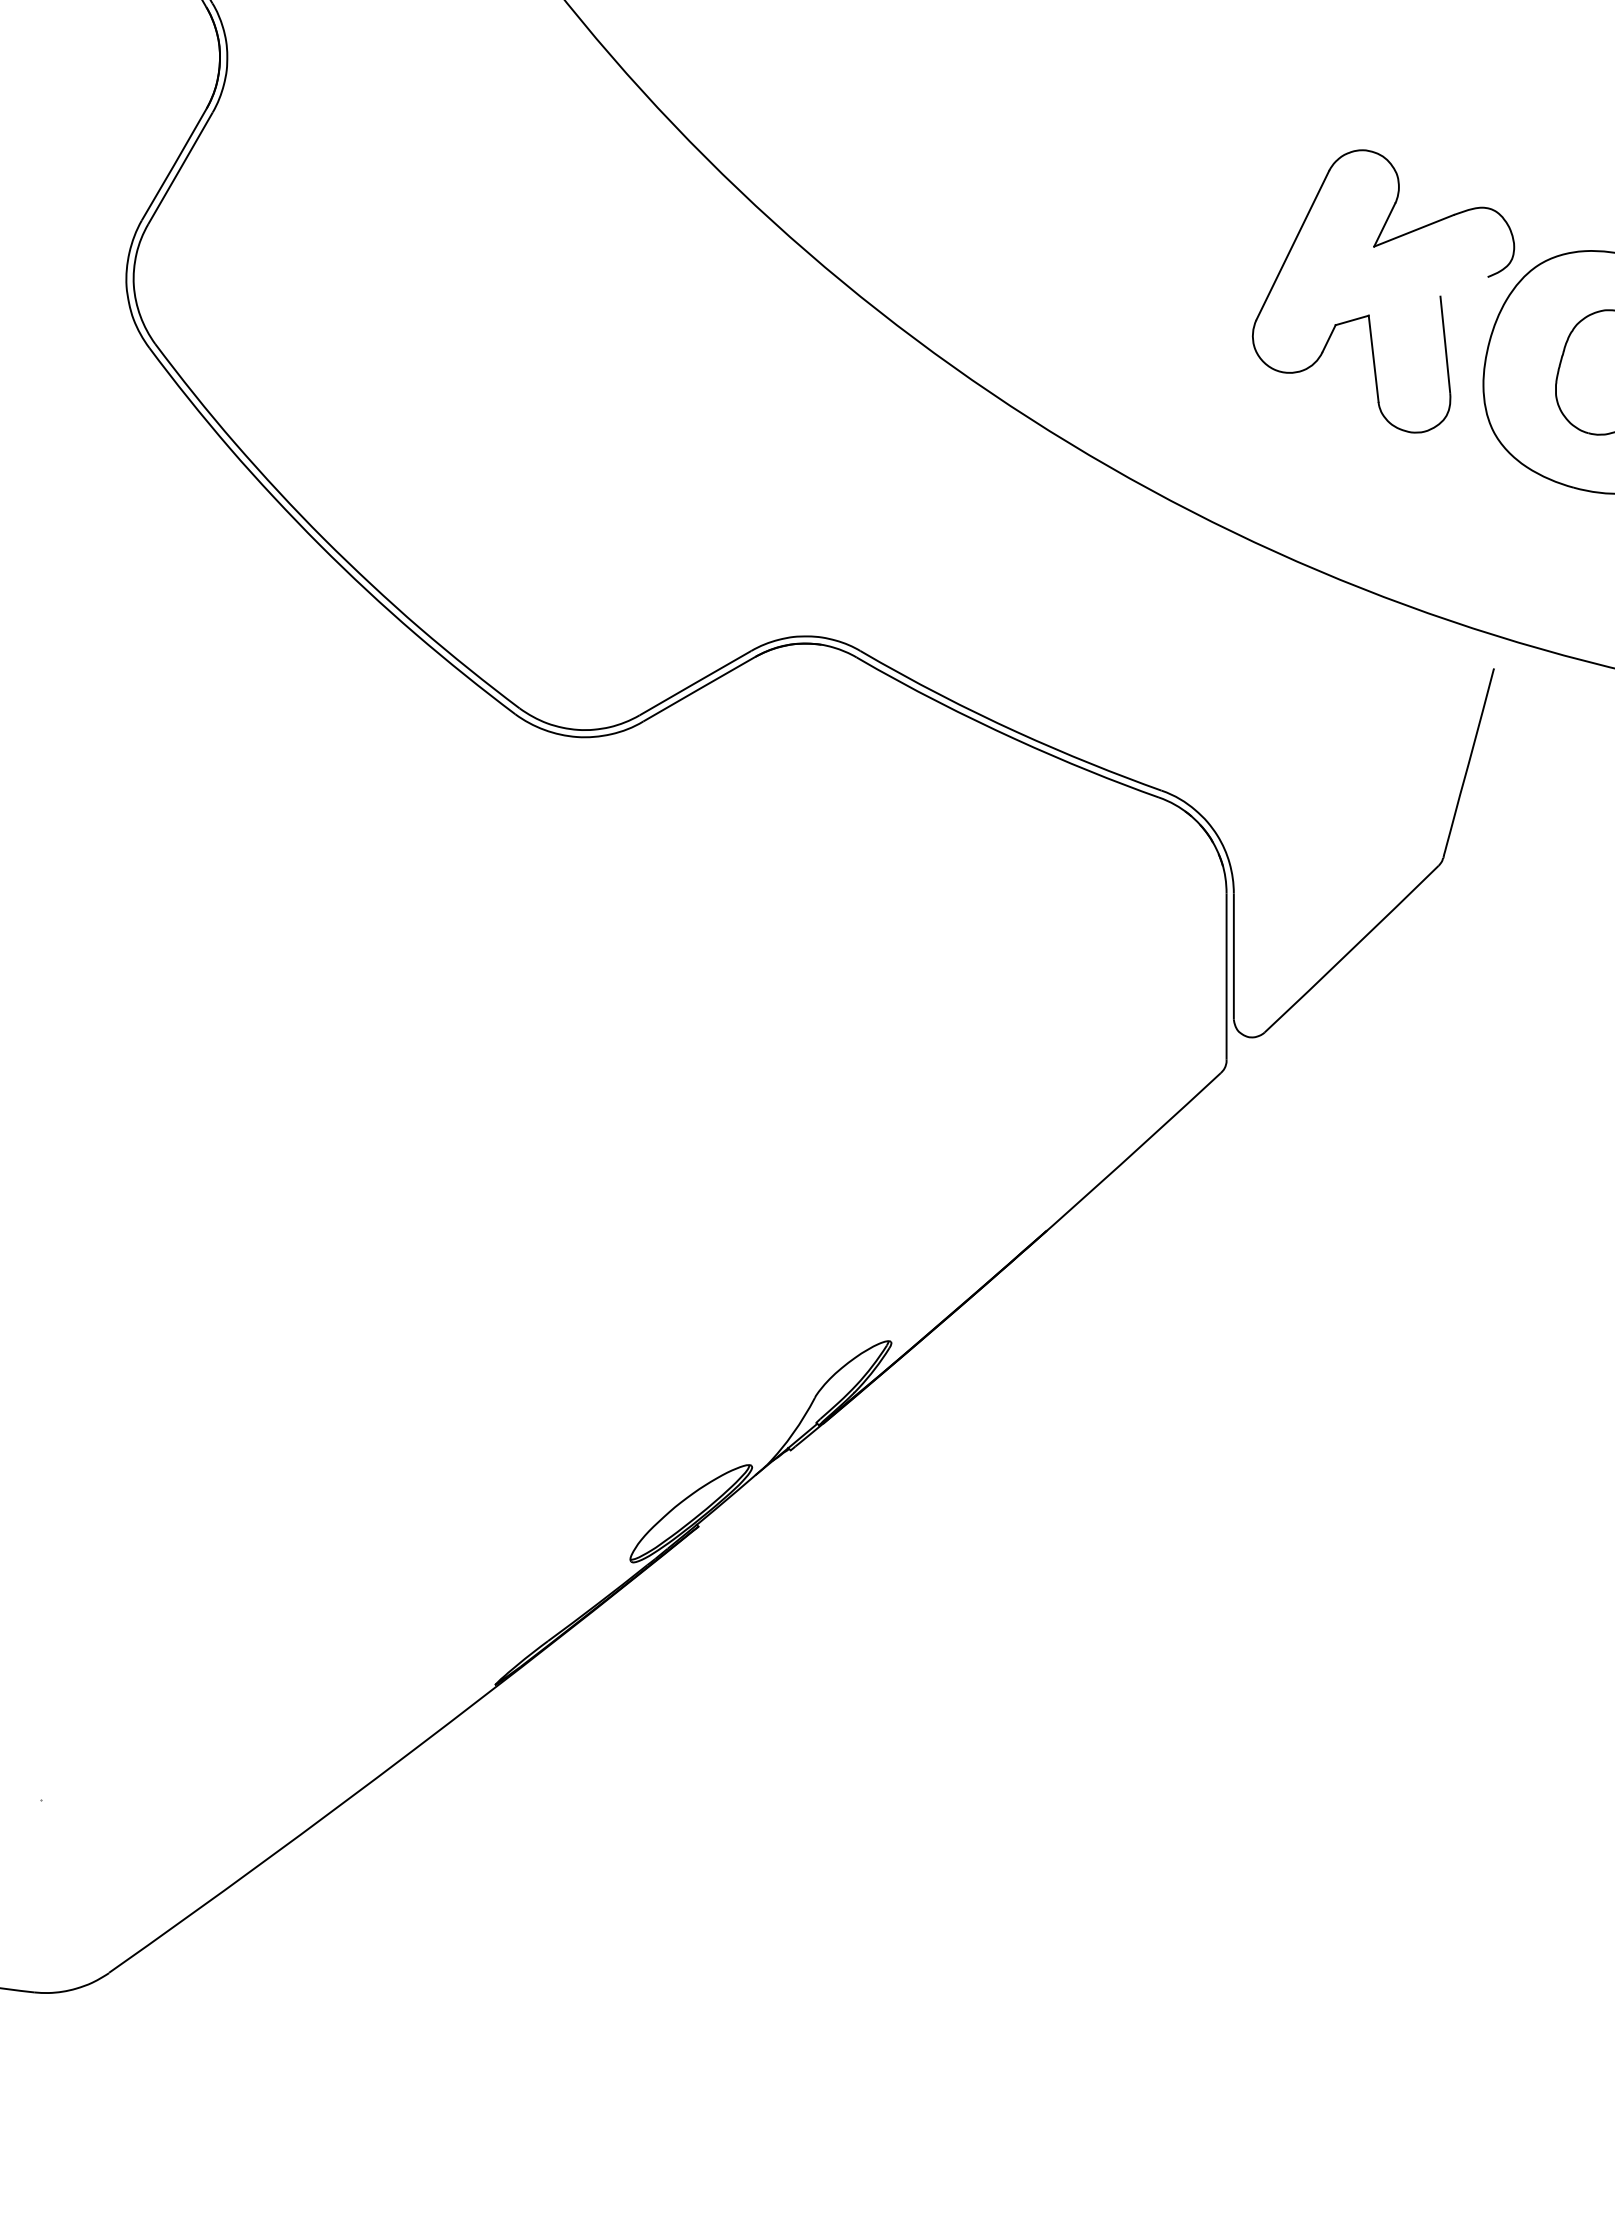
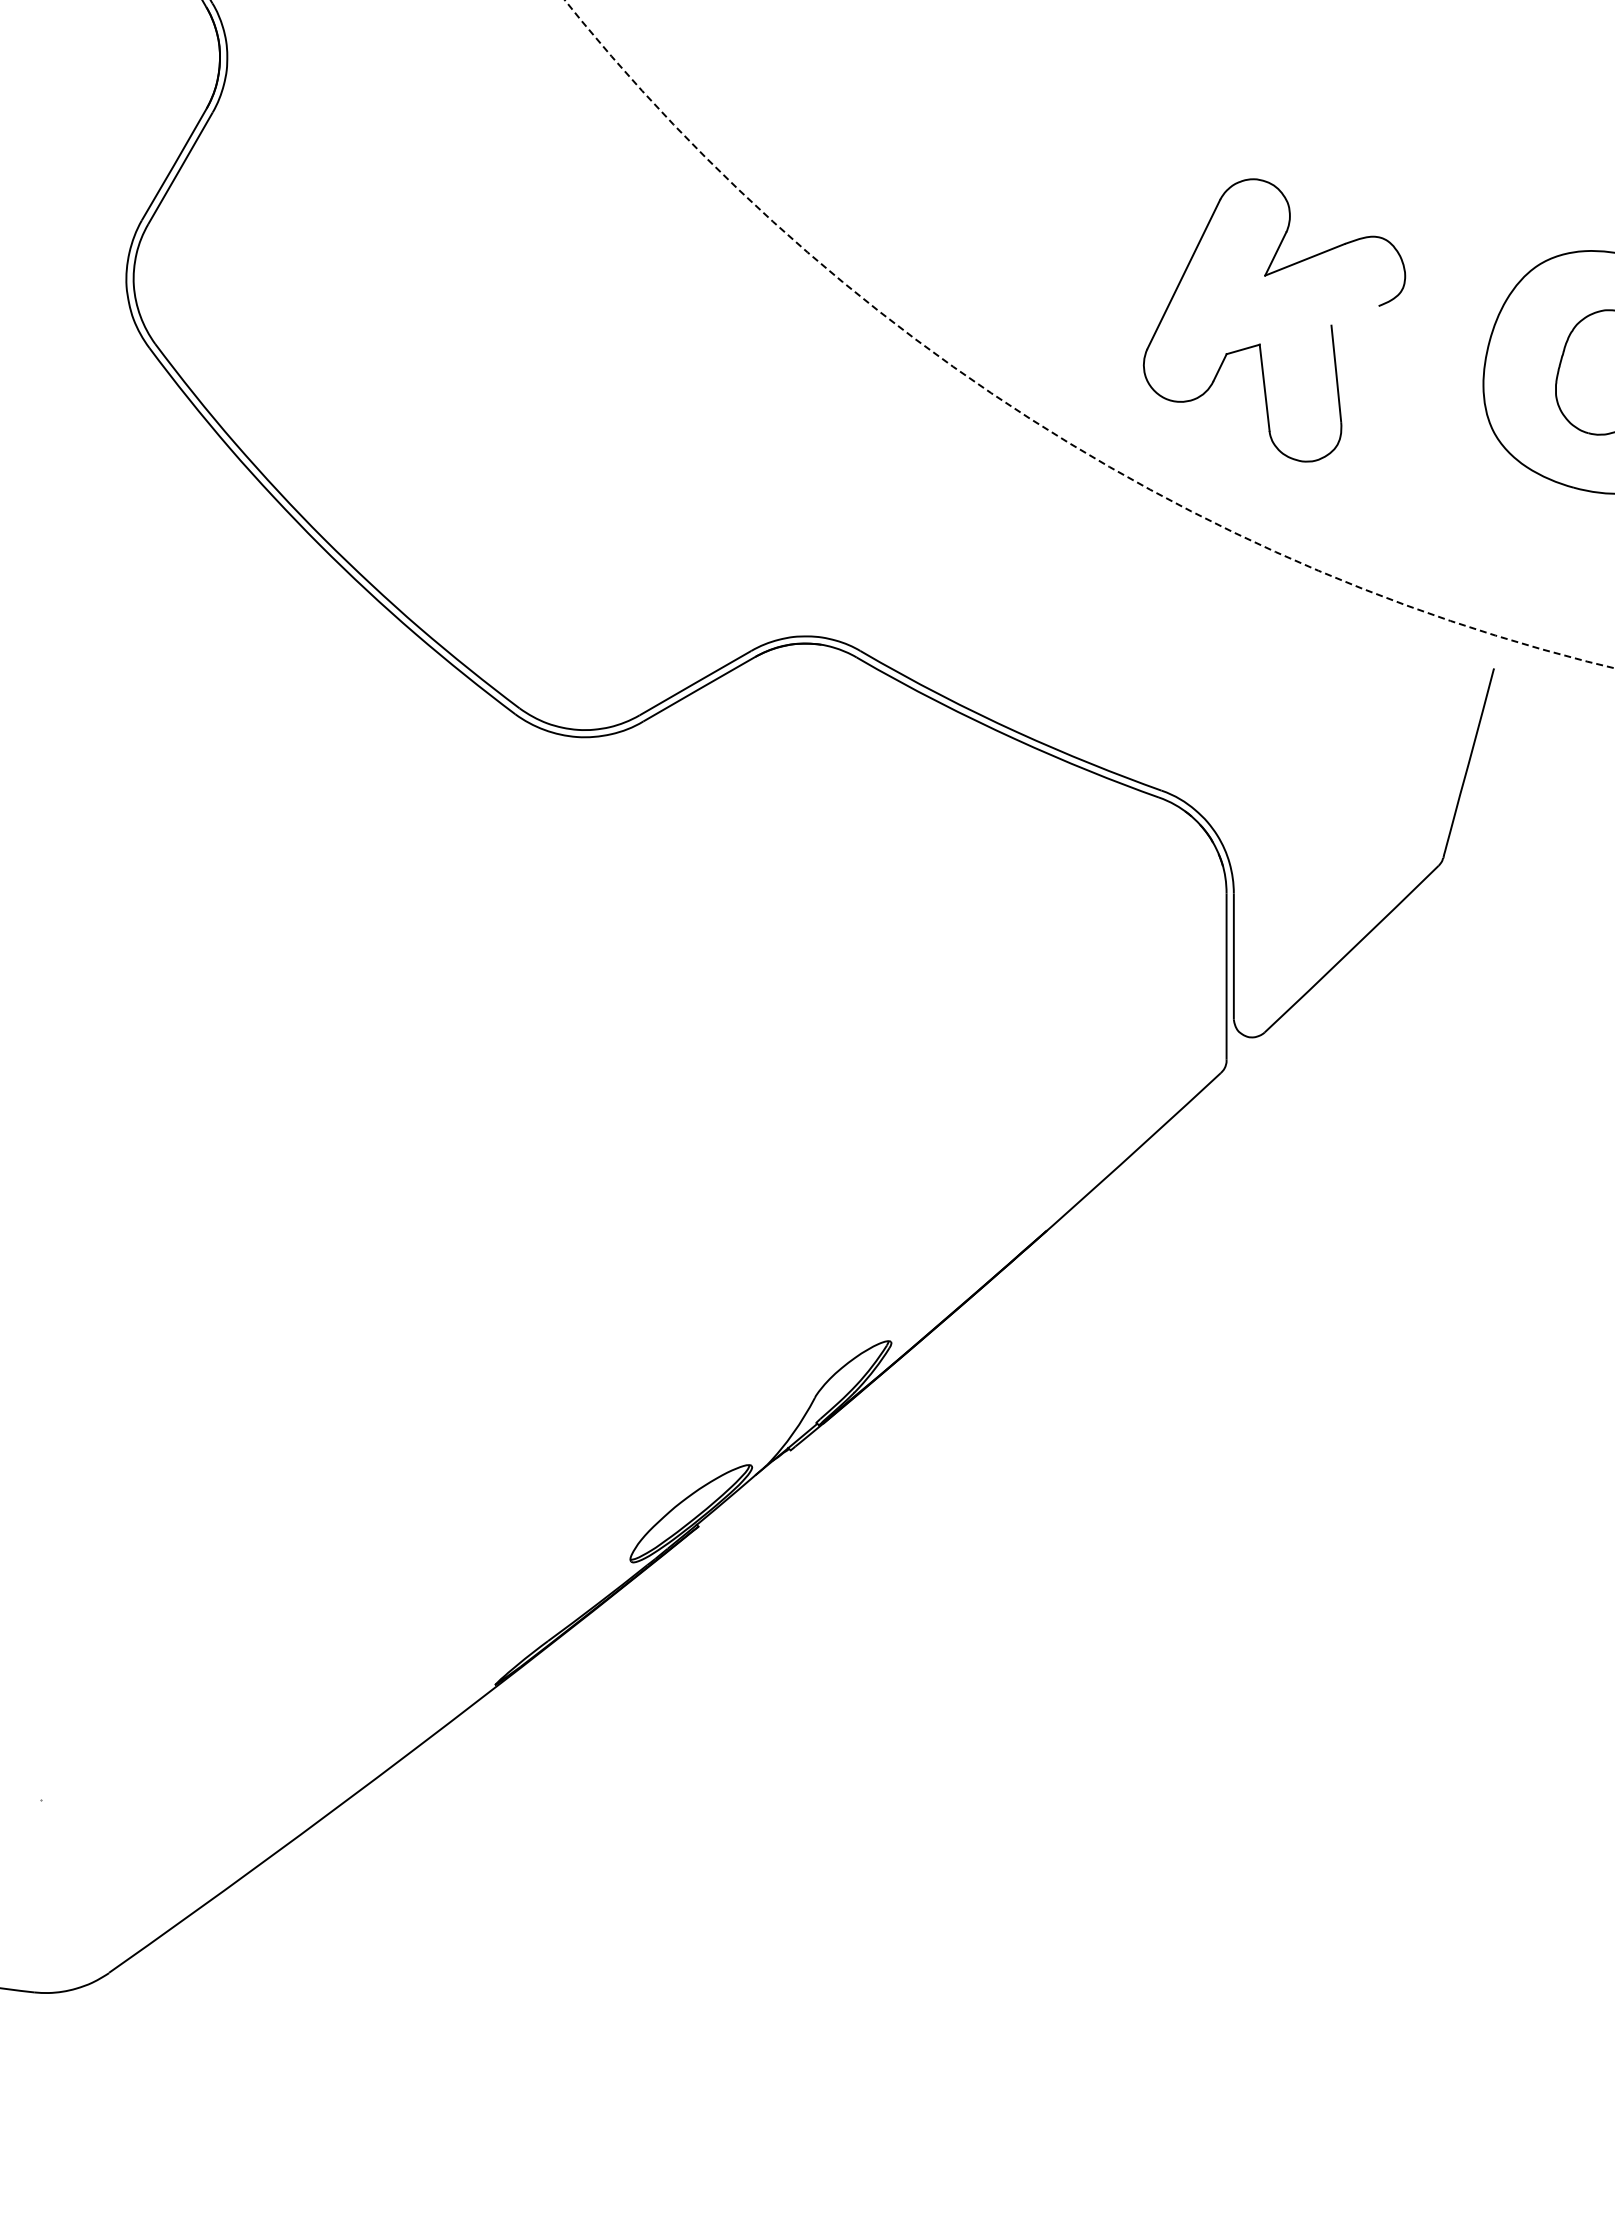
part position: (1369, 314) -> (1260, 343) (1260, 343)
circle: solid -> dashed (1089, 334)
